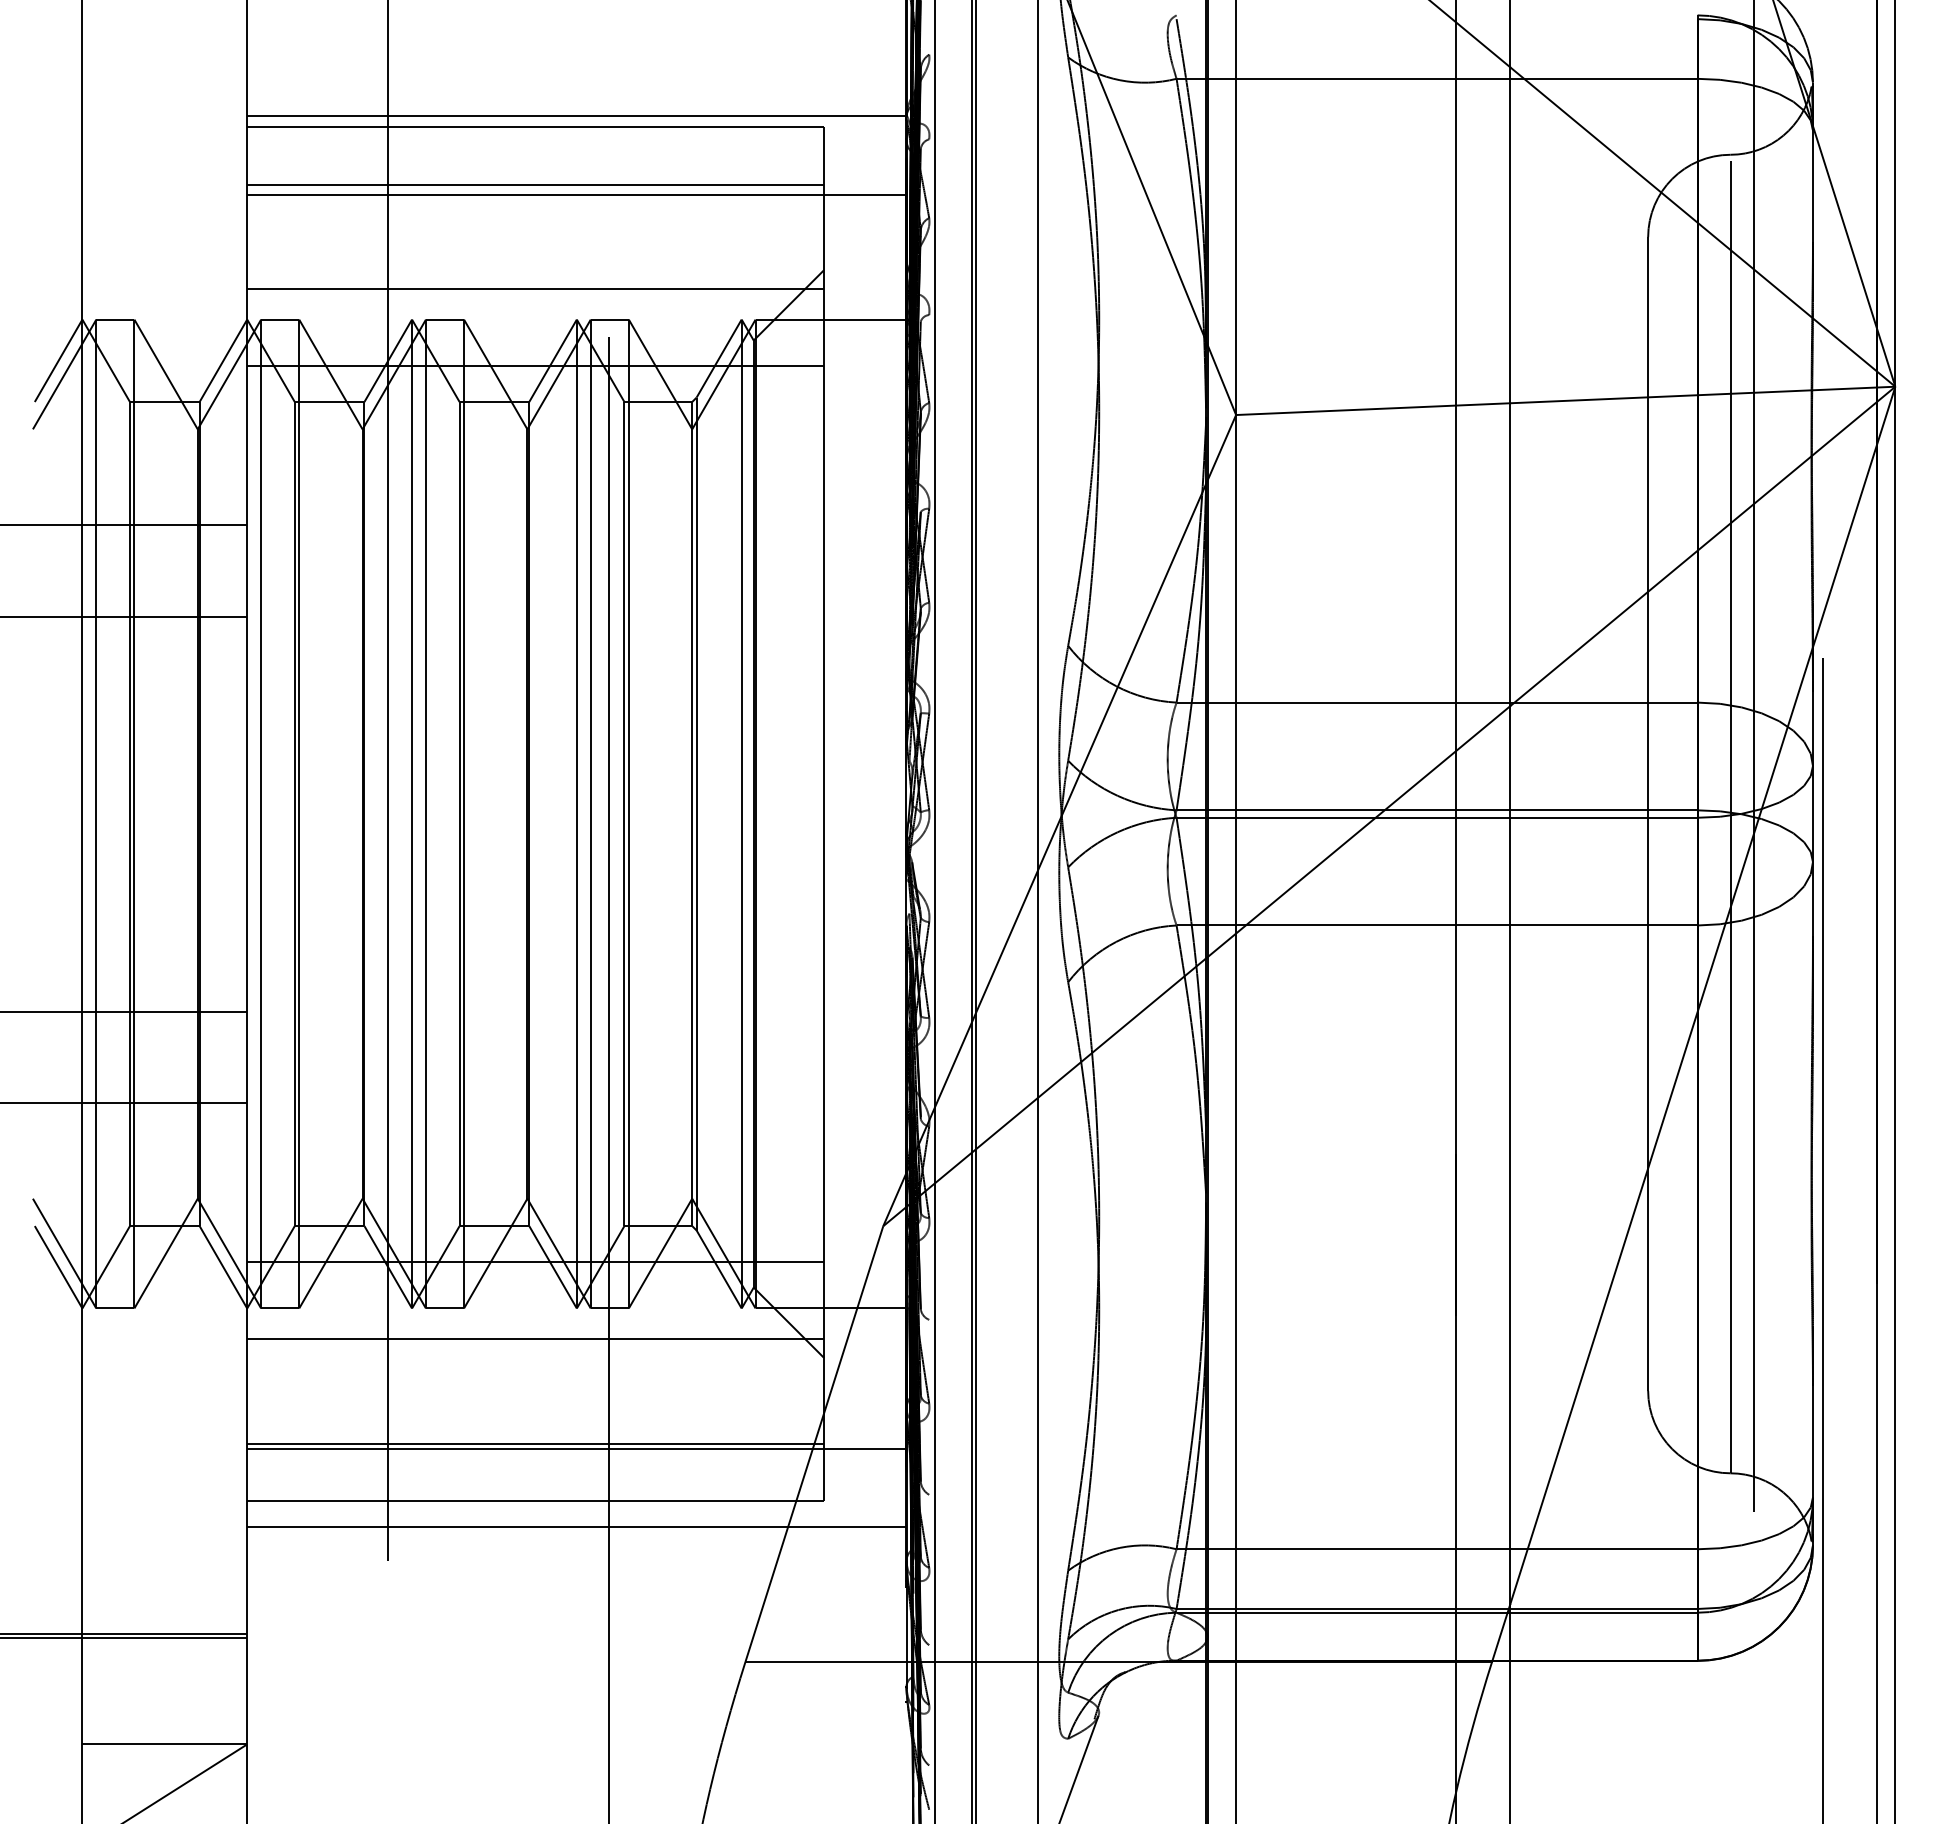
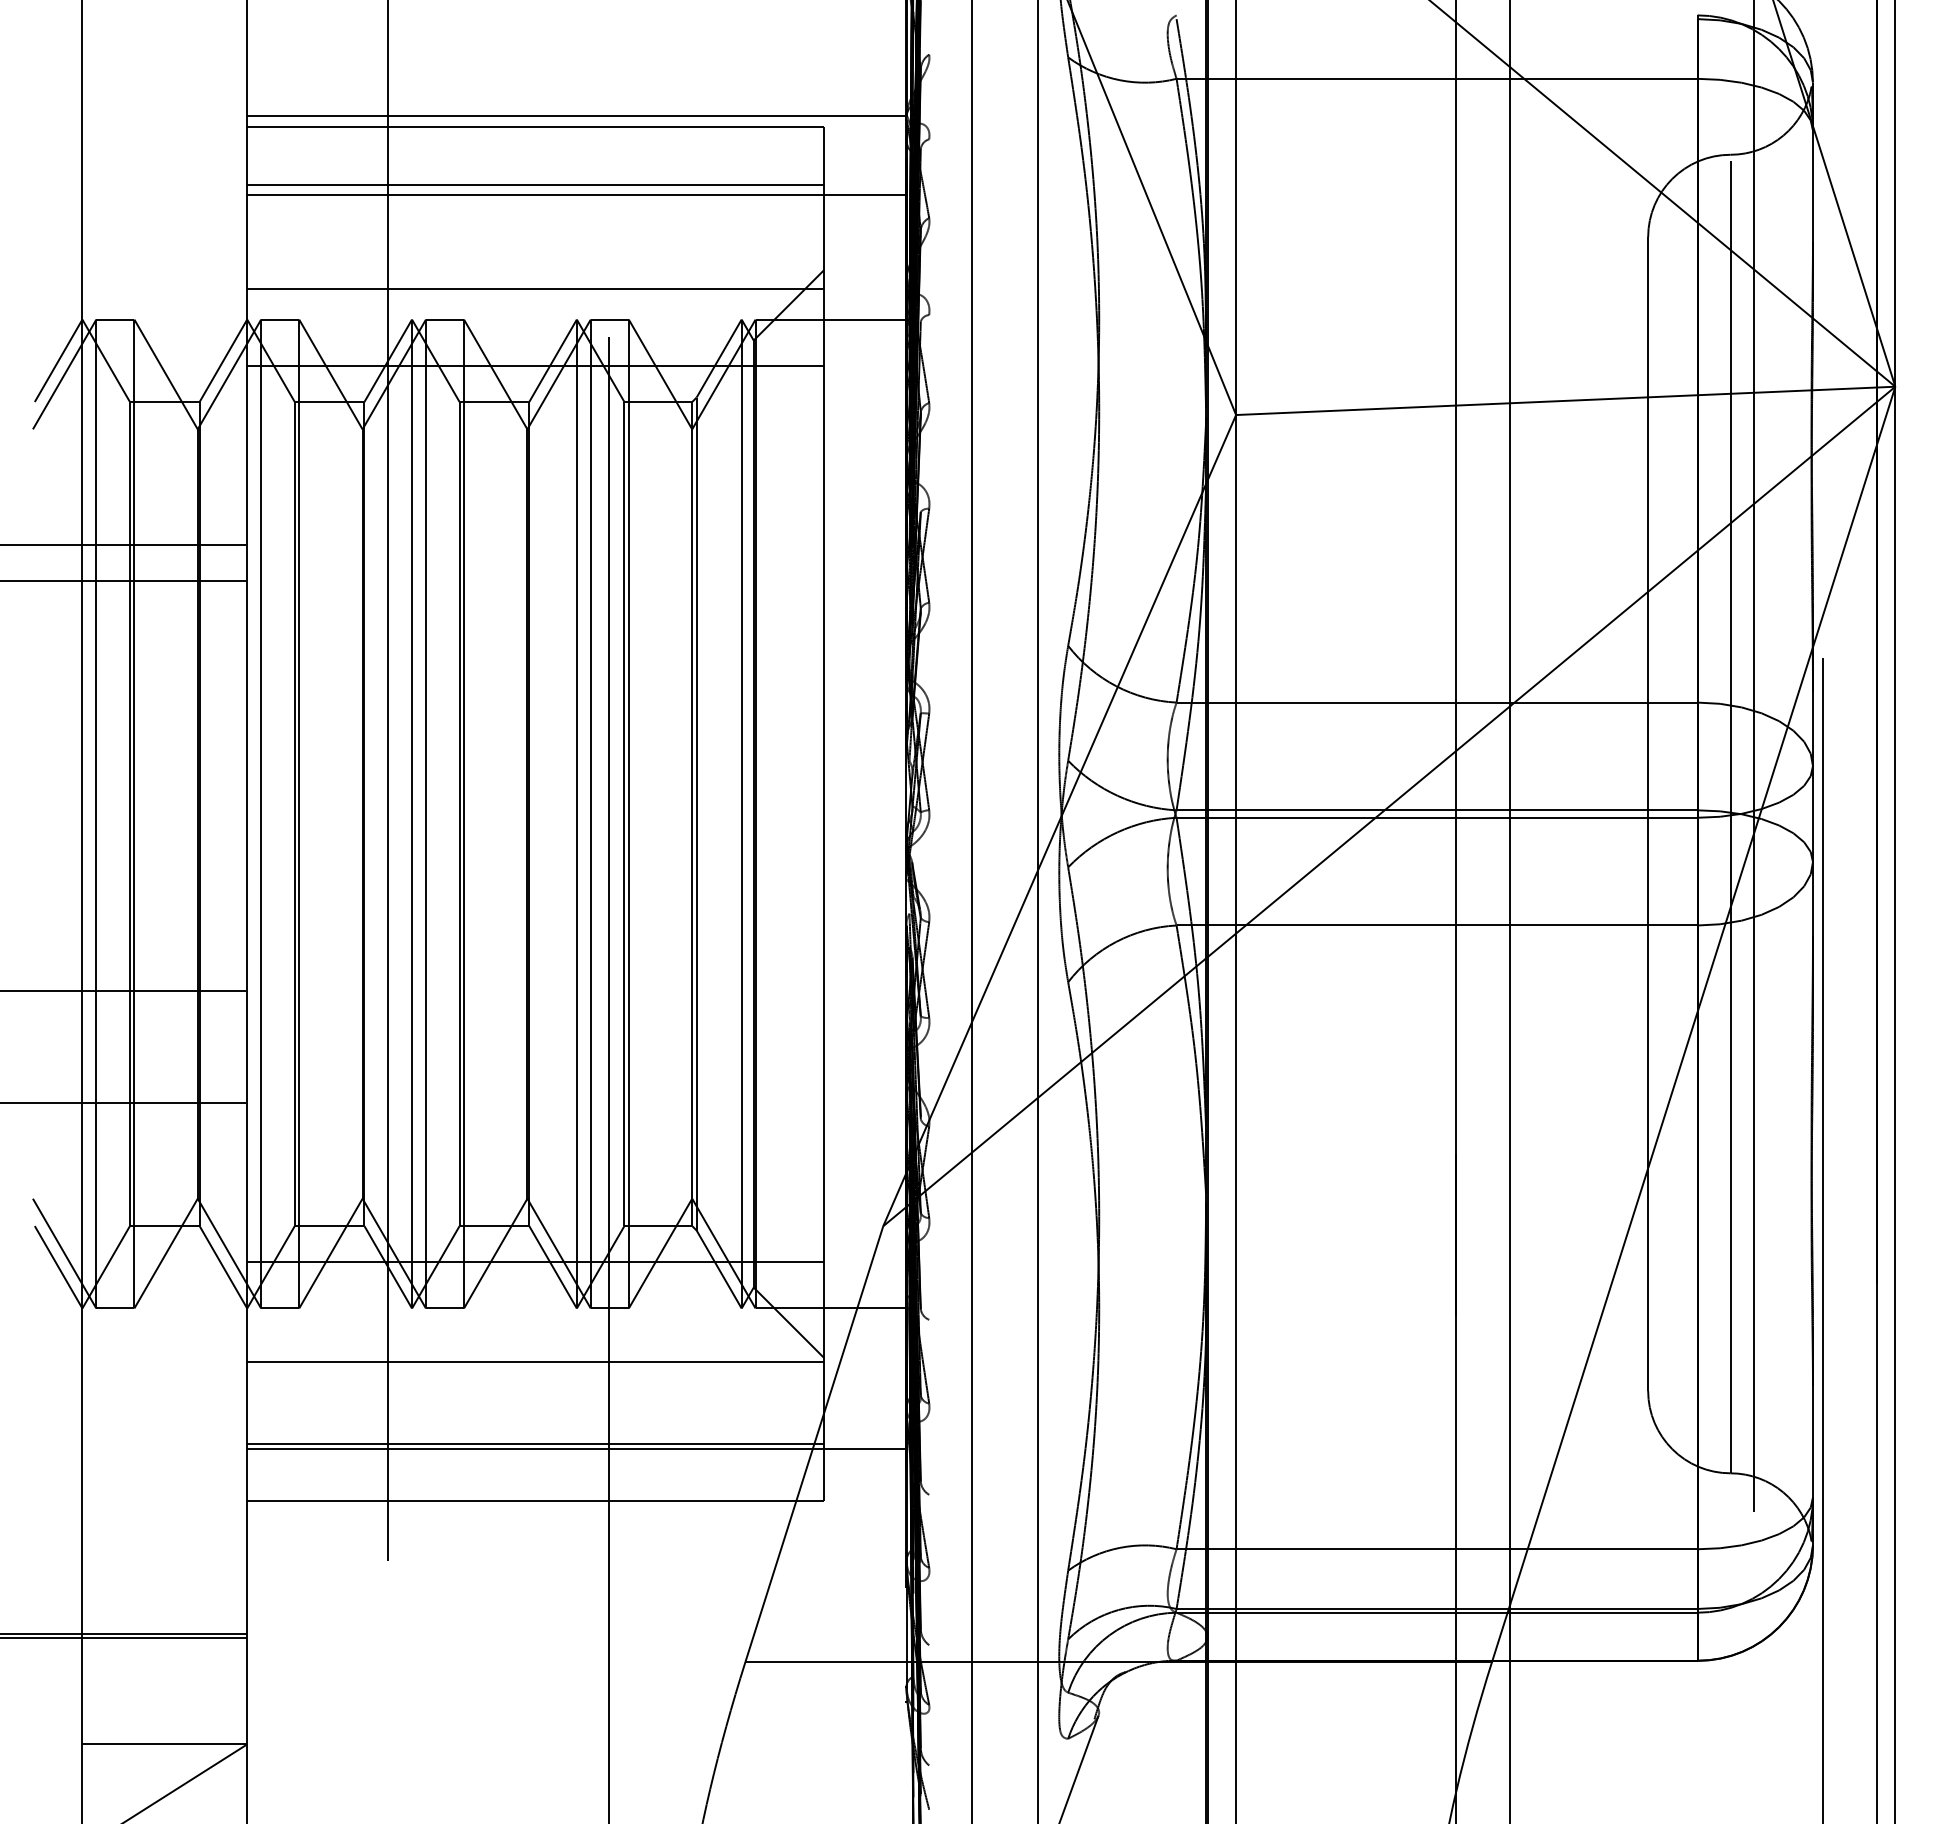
line position: (124, 524) -> (124, 544) (124, 544)
line position: (124, 616) -> (124, 580) (124, 580)
line: present -> none (934, 911)
line: present -> none (975, 911)
line position: (124, 1011) -> (124, 990) (124, 990)
line position: (535, 1339) -> (535, 1362) (535, 1362)
line: present -> none (576, 1527)
